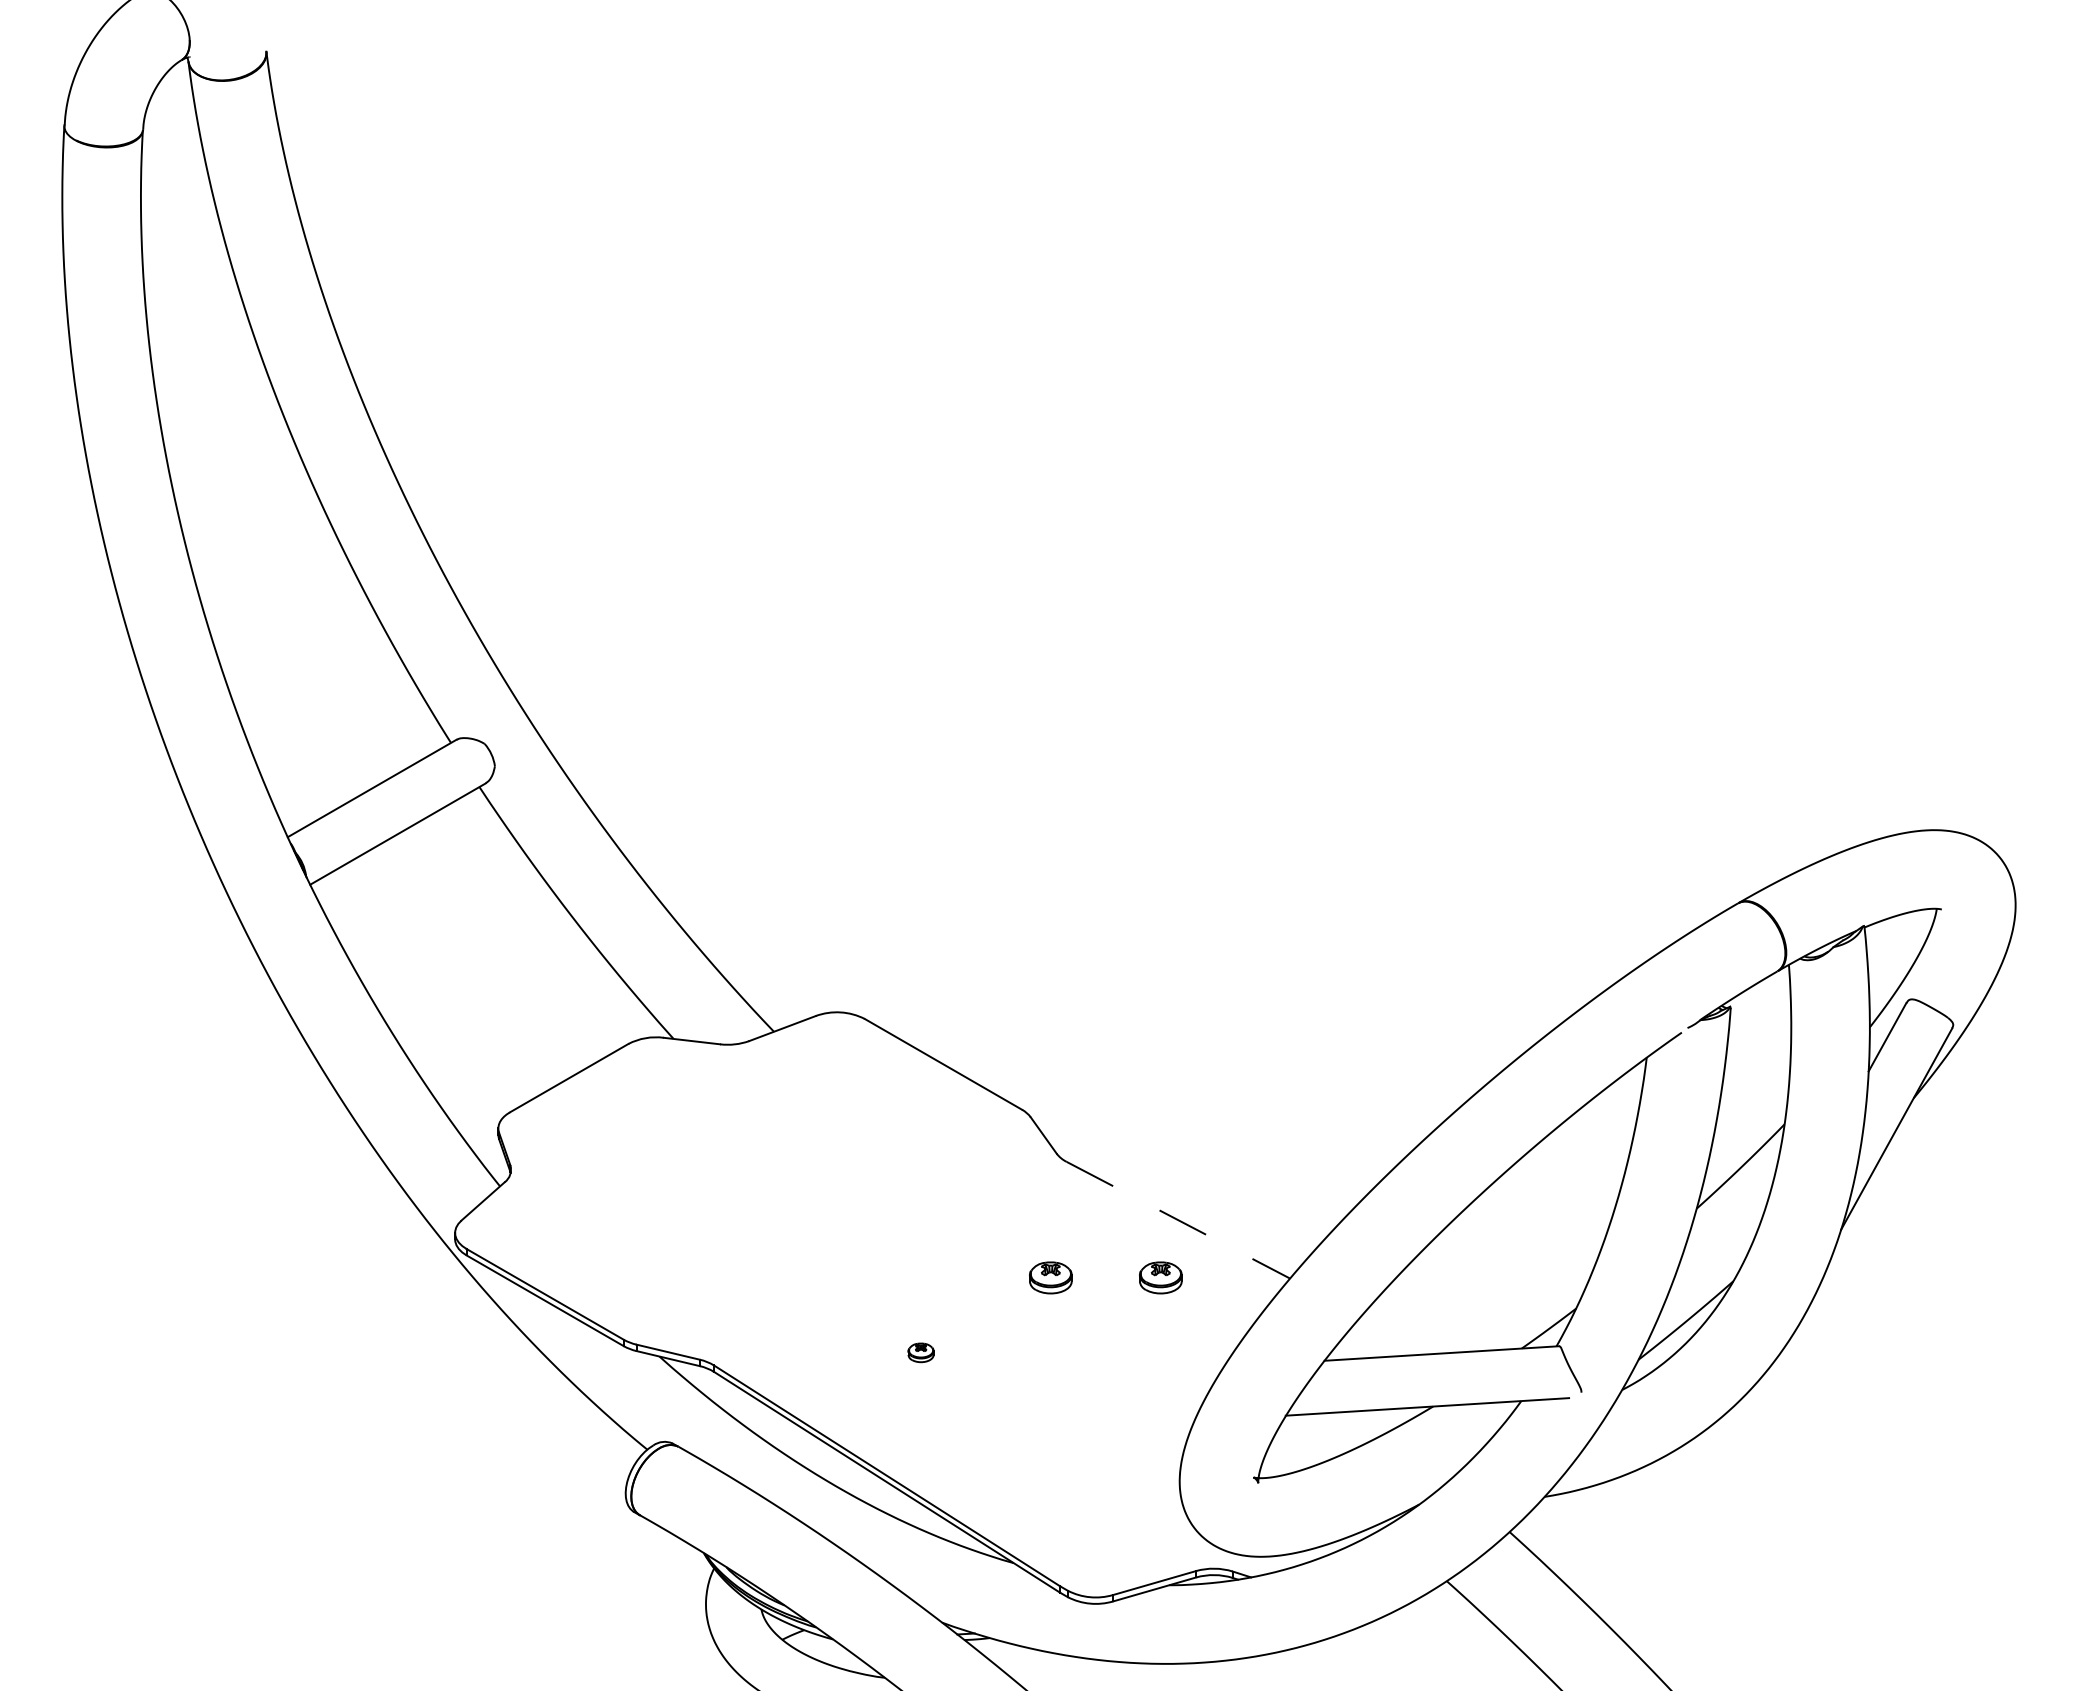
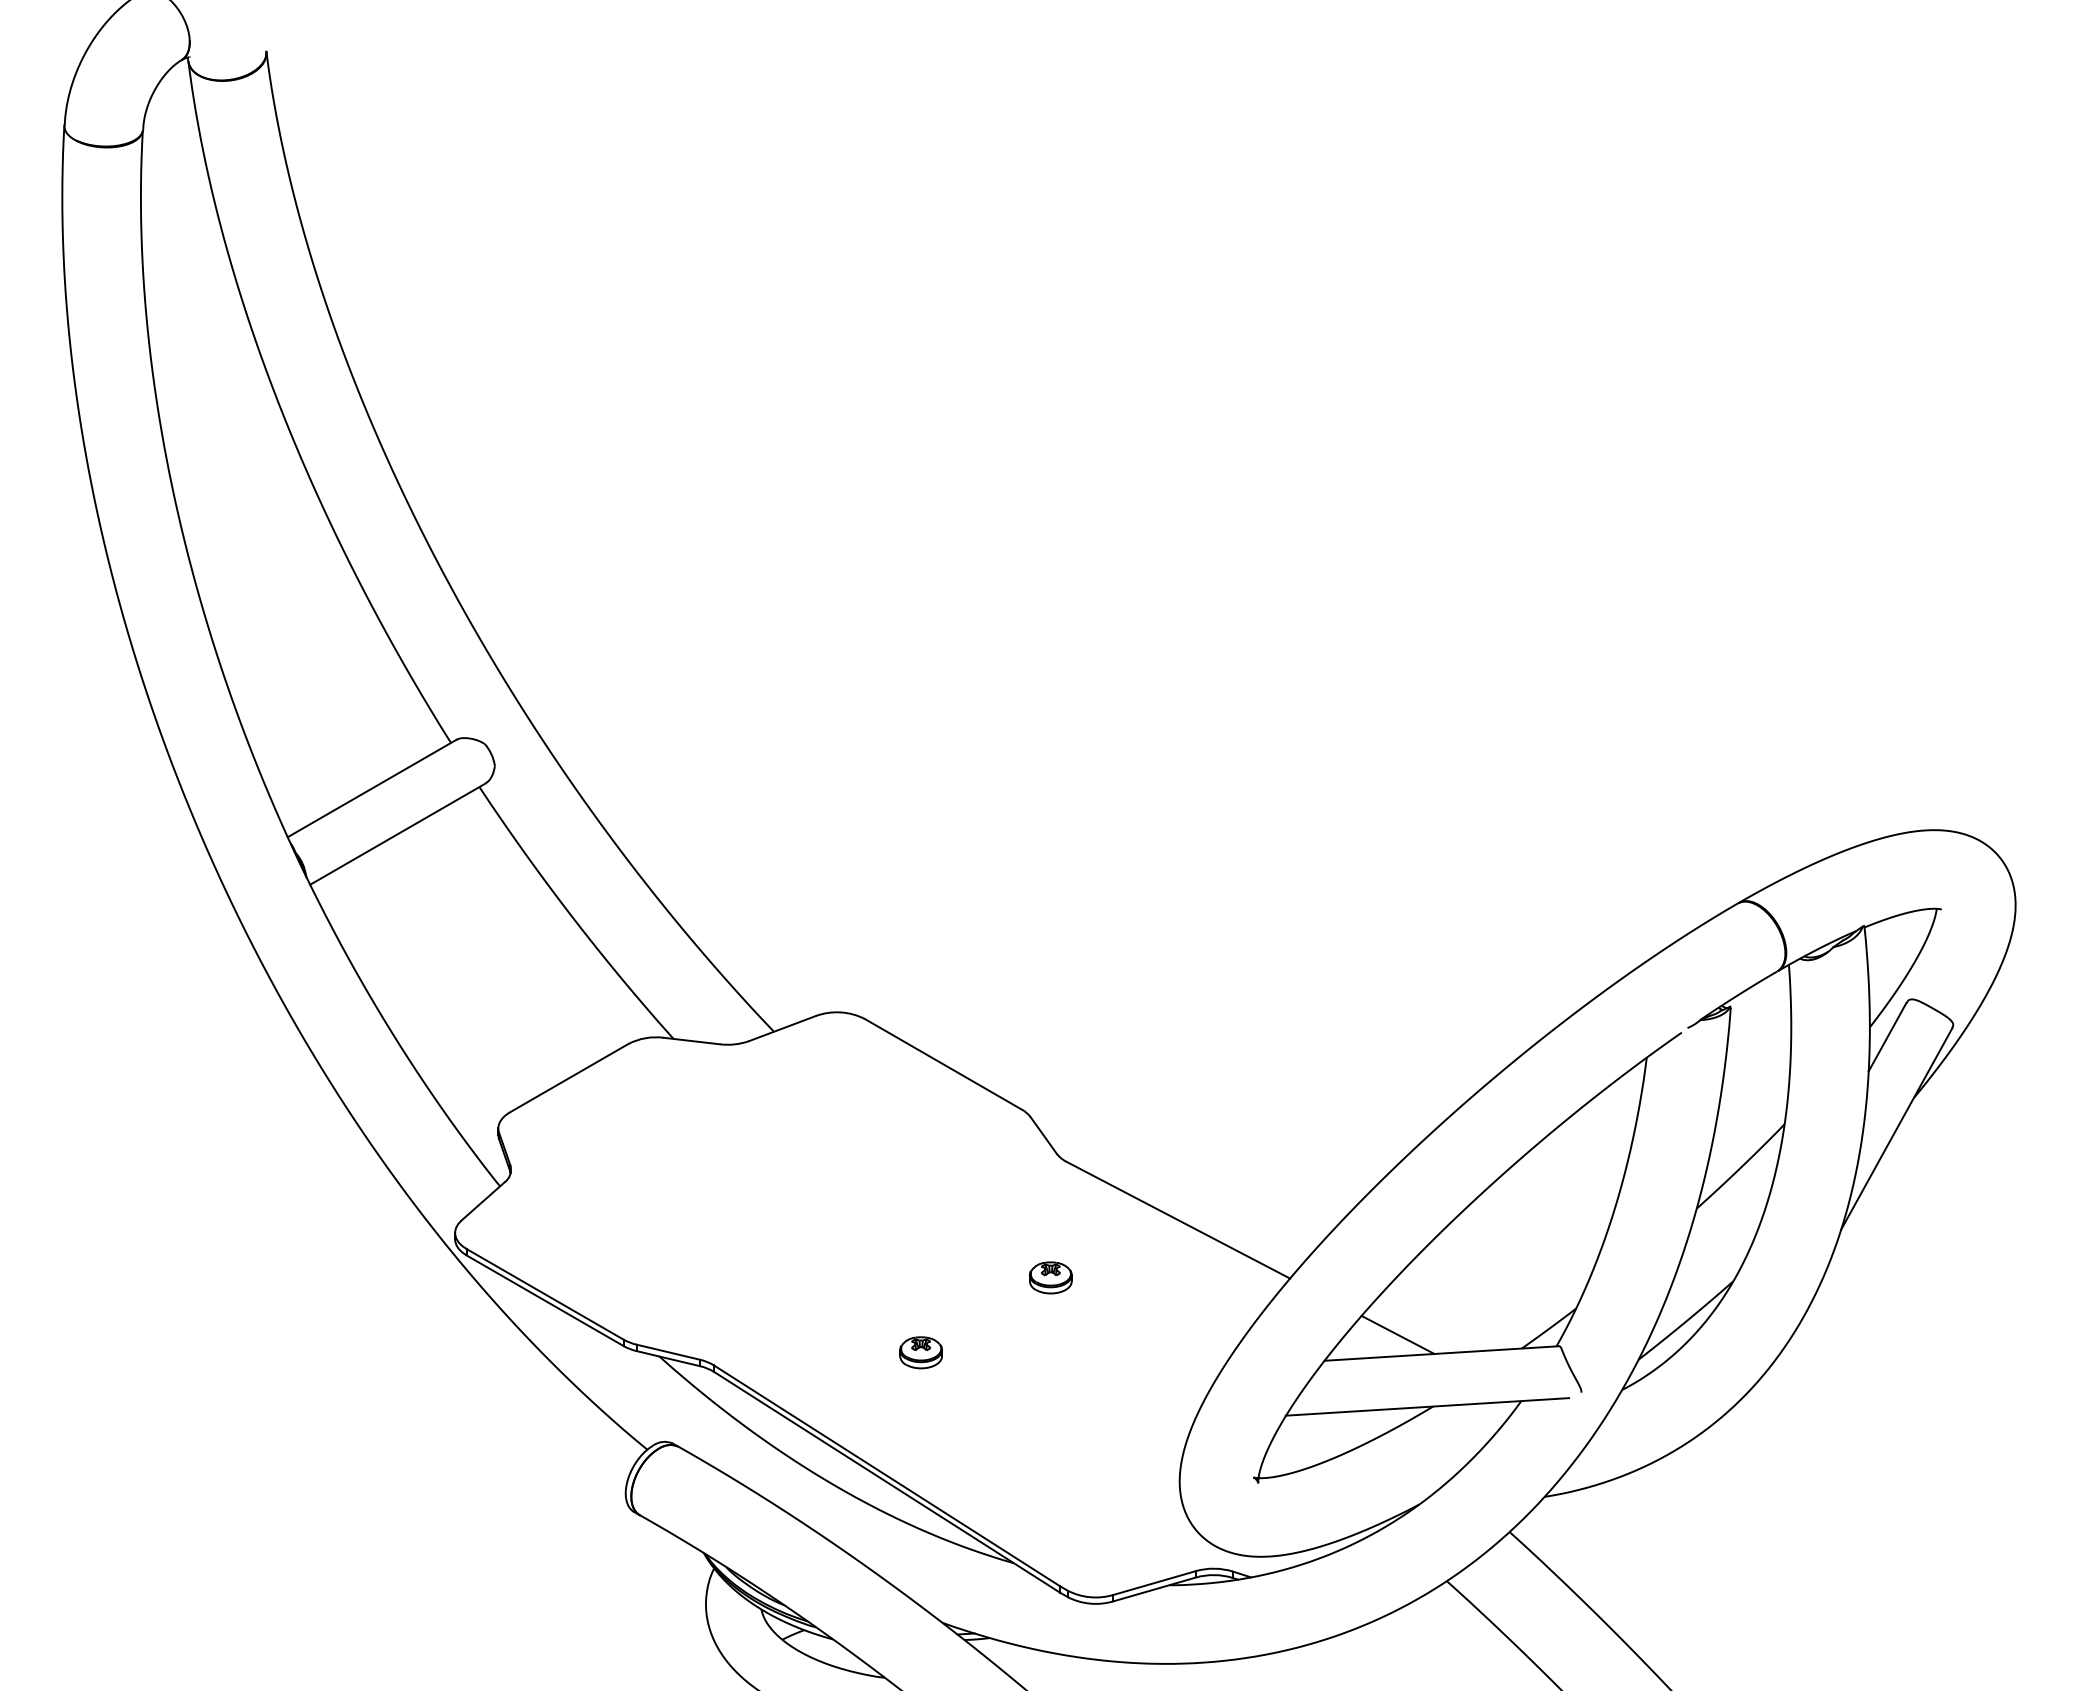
line: dashed -> solid (1178, 1220)
part: present -> none (1160, 1277)
line: none -> present (1397, 1334)
part size: 28x22 px -> 44x34 px (920, 1352)
